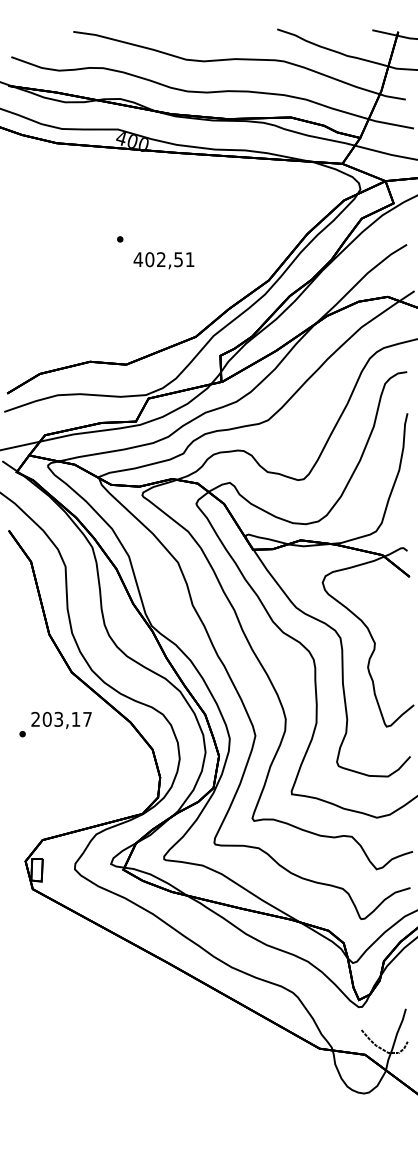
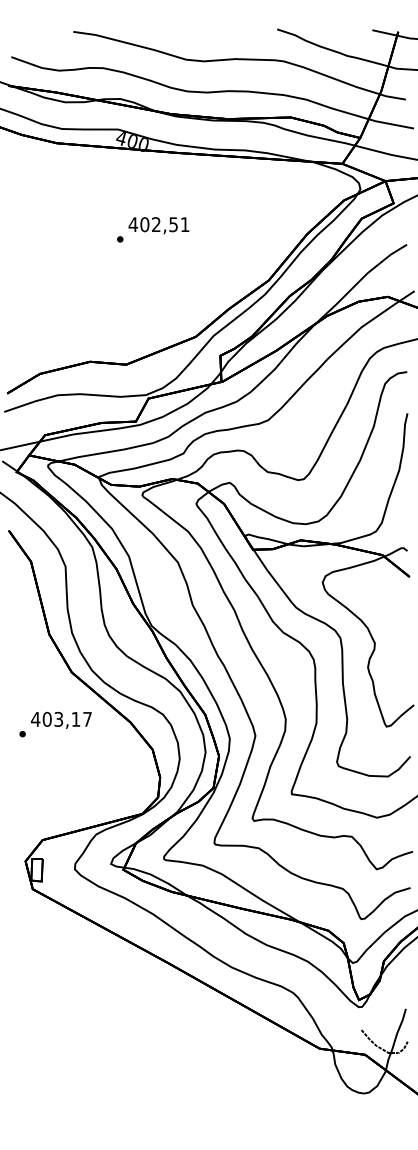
text position: (163, 260) -> (158, 225) (158, 225)
text: 203,17 -> 403,17 (35, 718)
